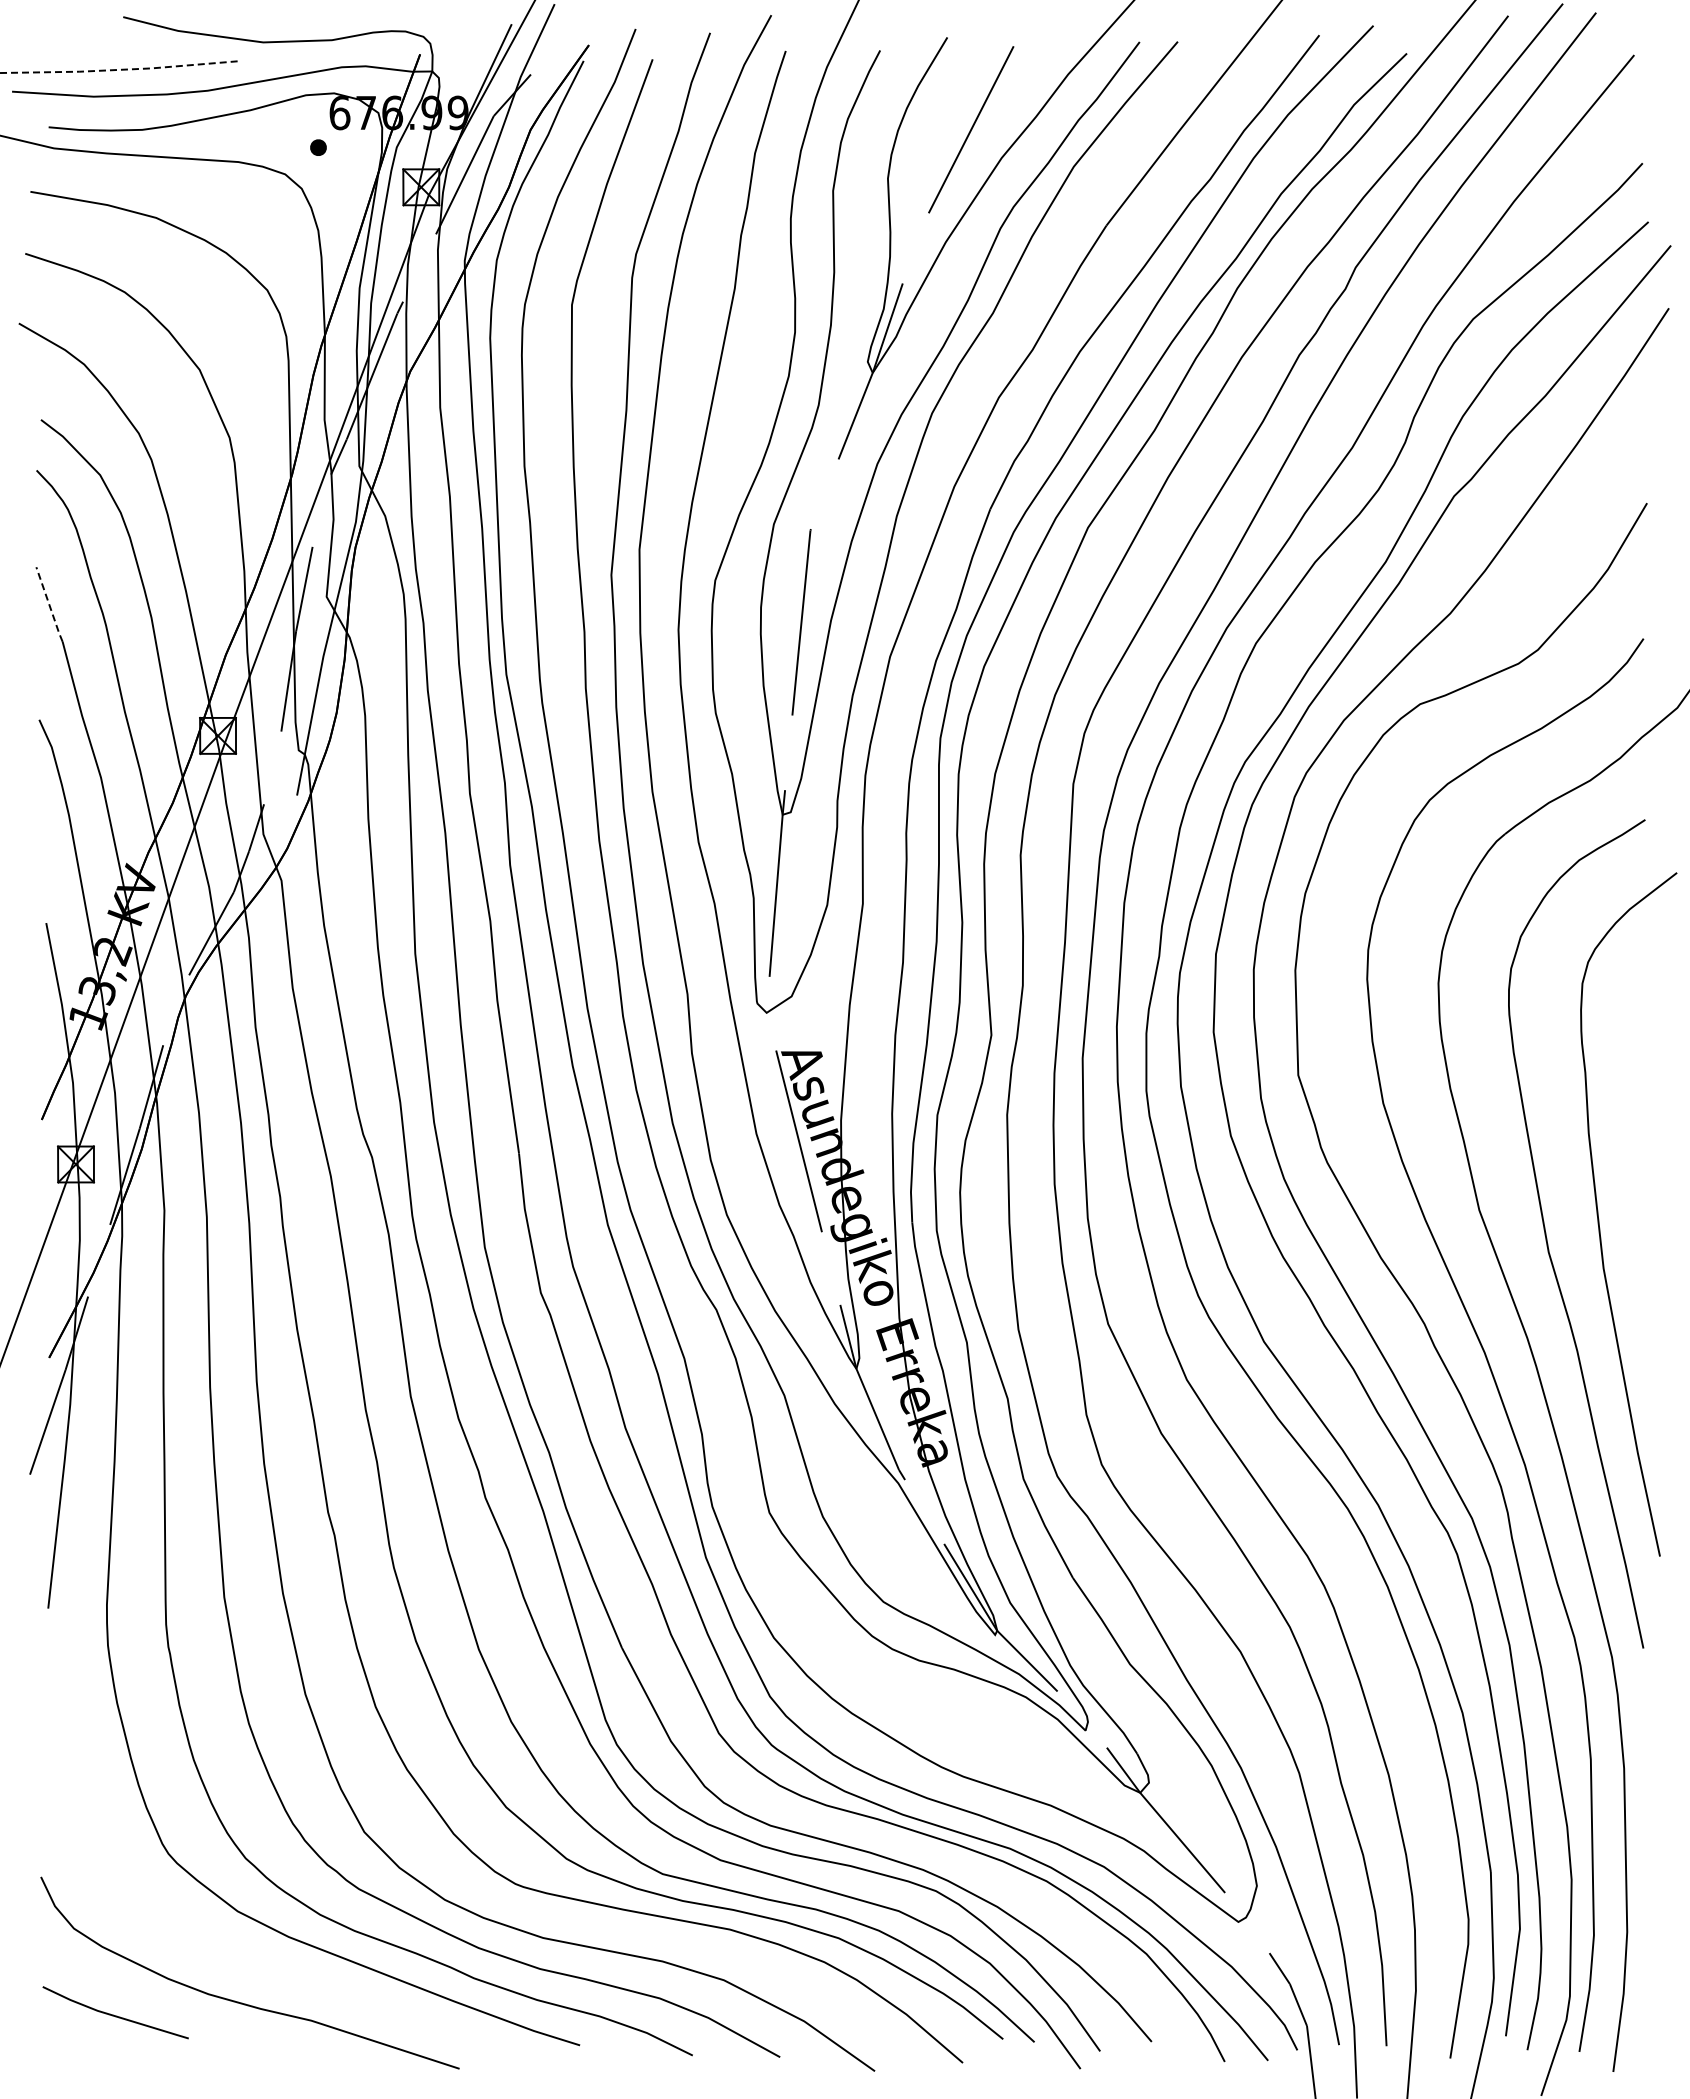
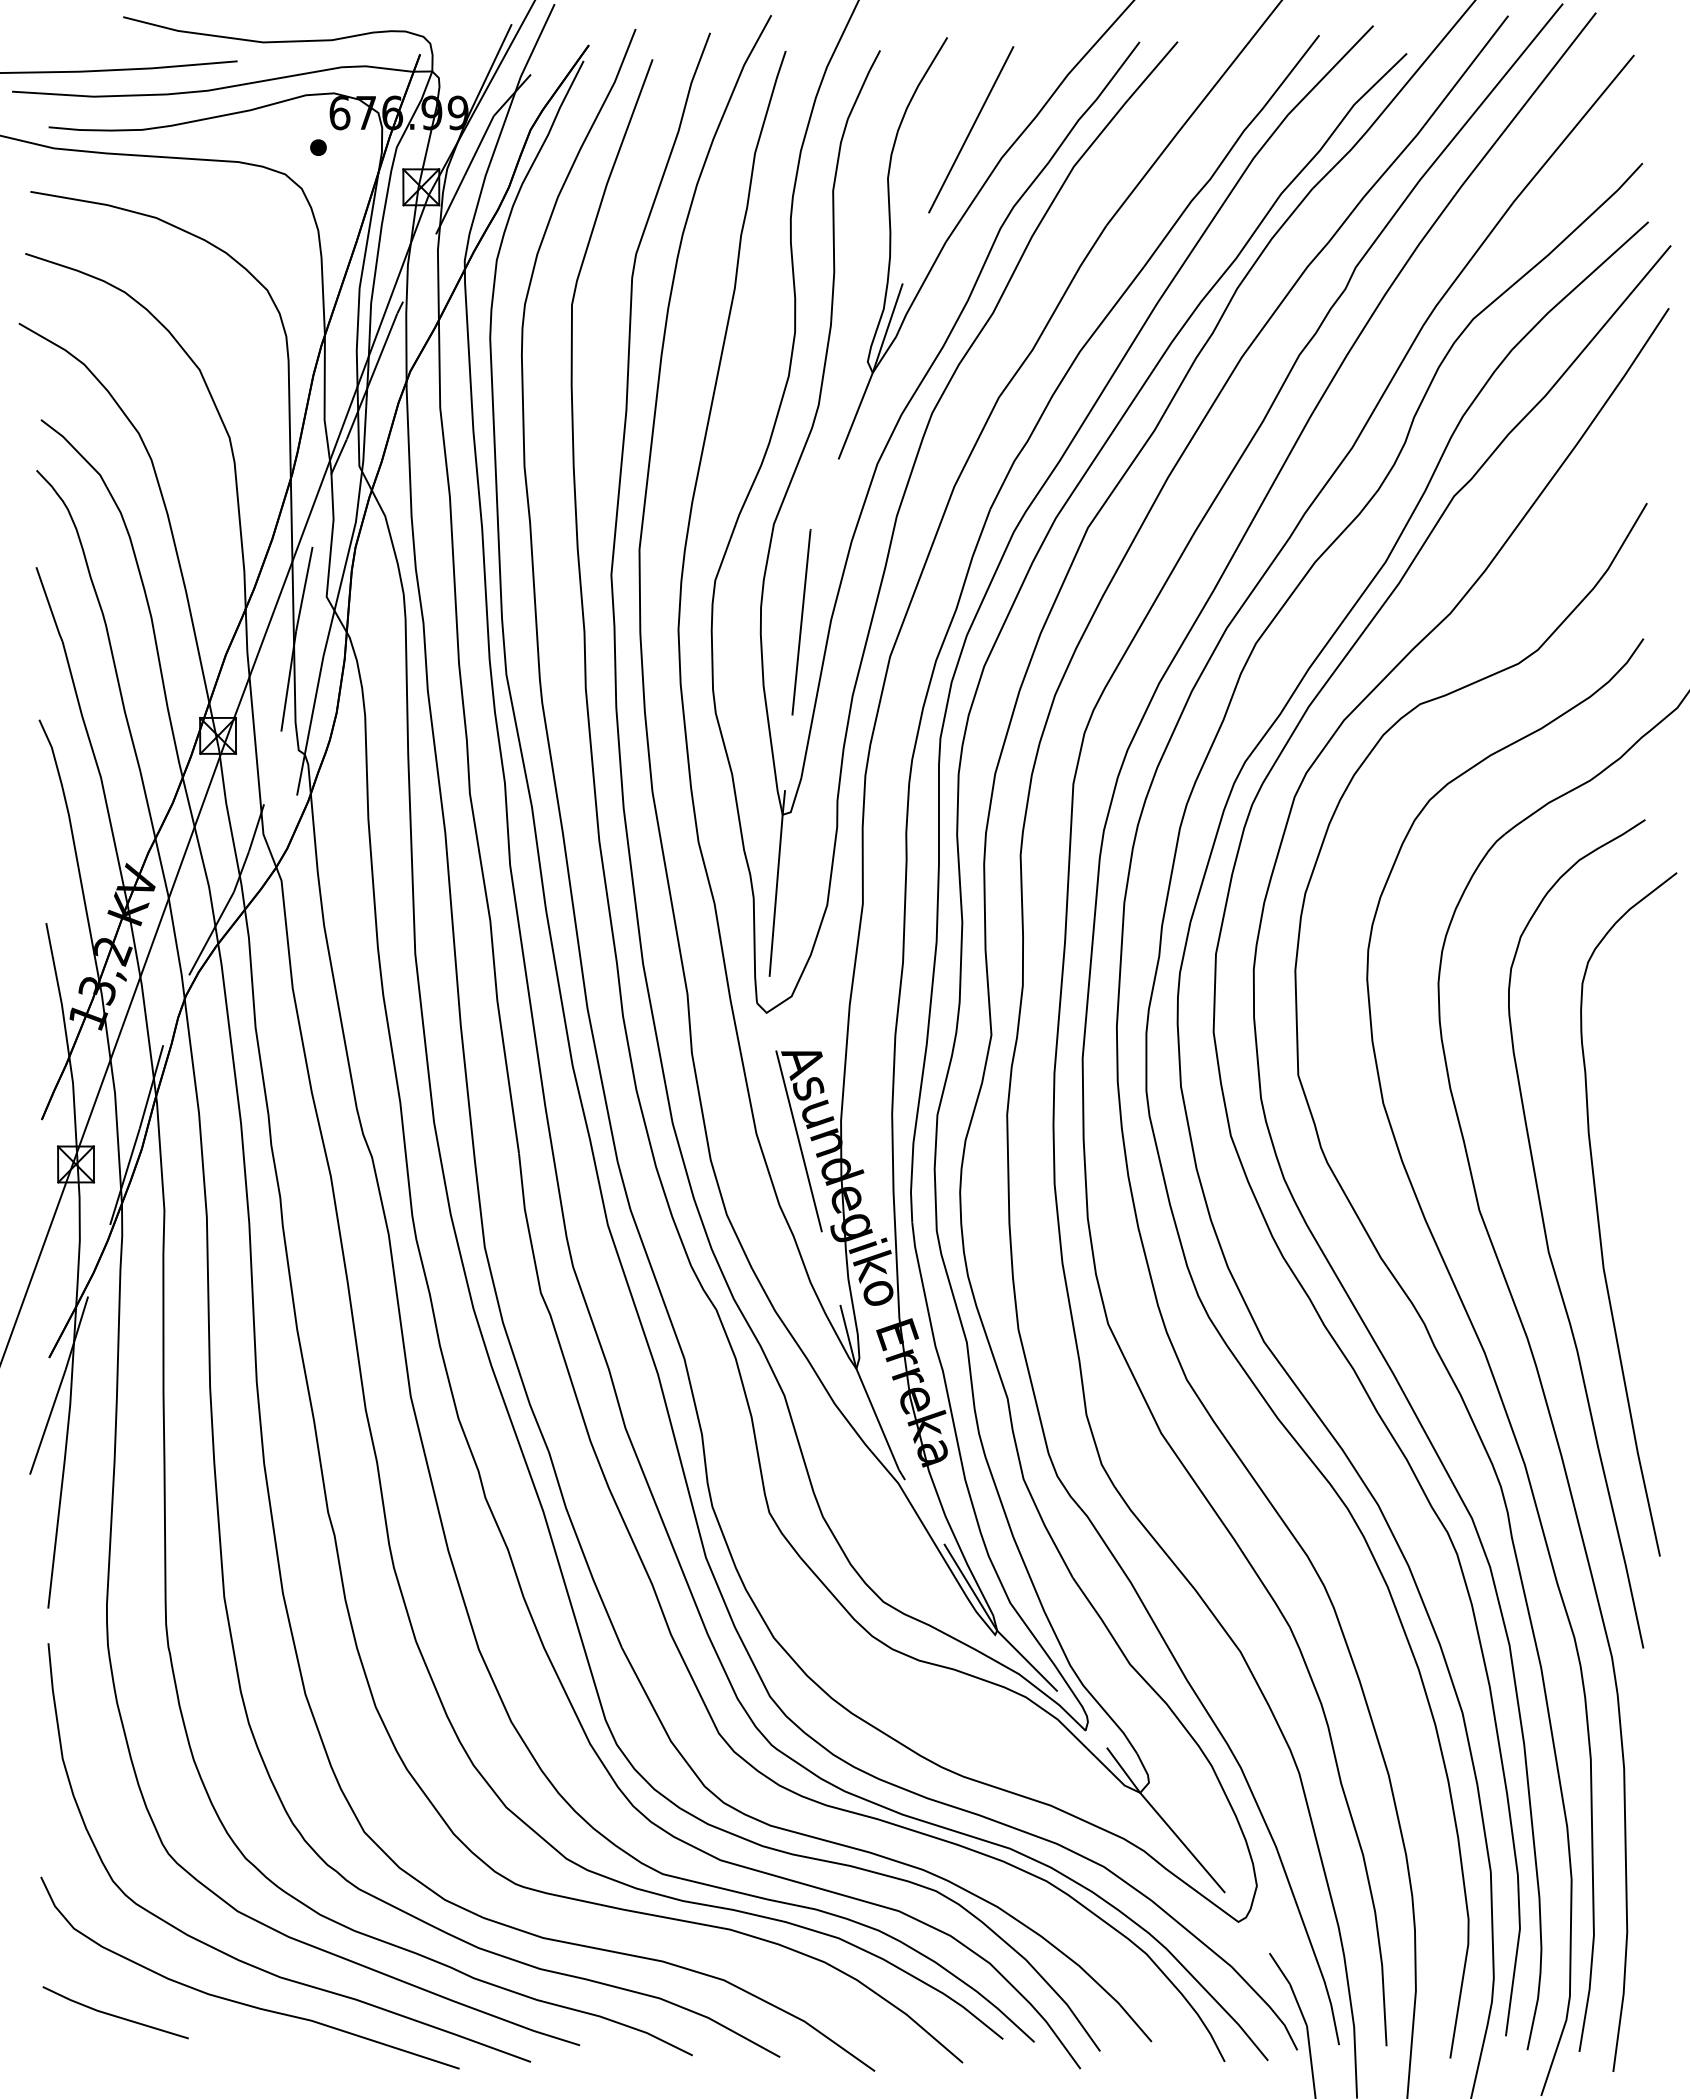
line: dashed -> solid (118, 69)
line: dashed -> solid (49, 604)
curve: none -> present (247, 1962)
